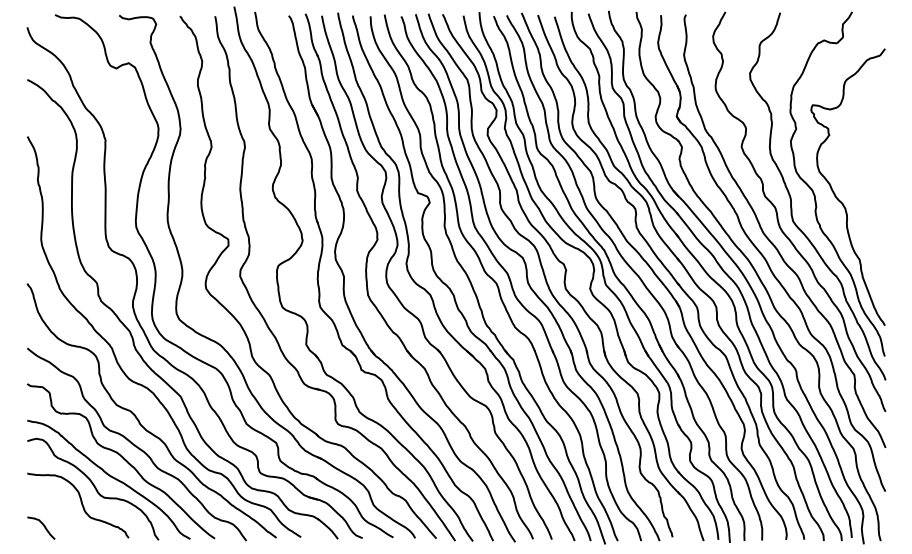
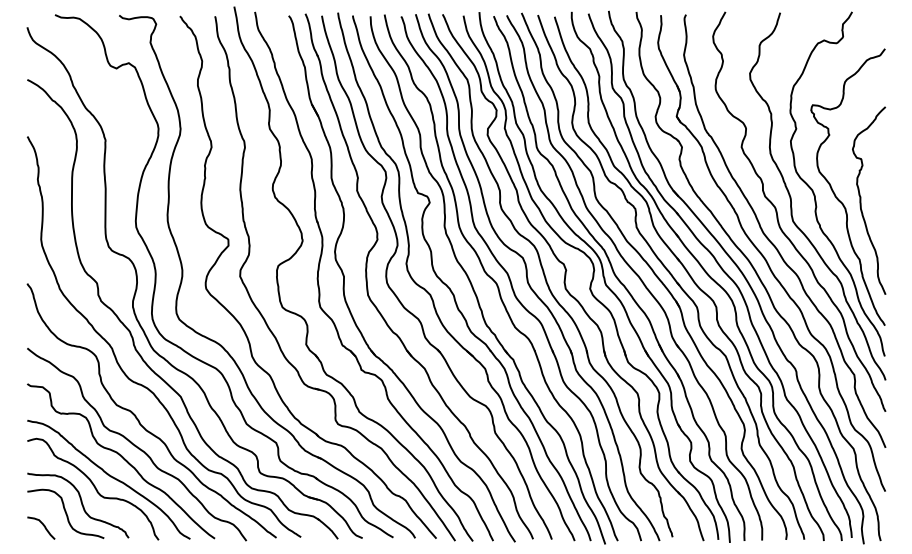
curve: none -> present (861, 200)
curve: none -> present (65, 513)
